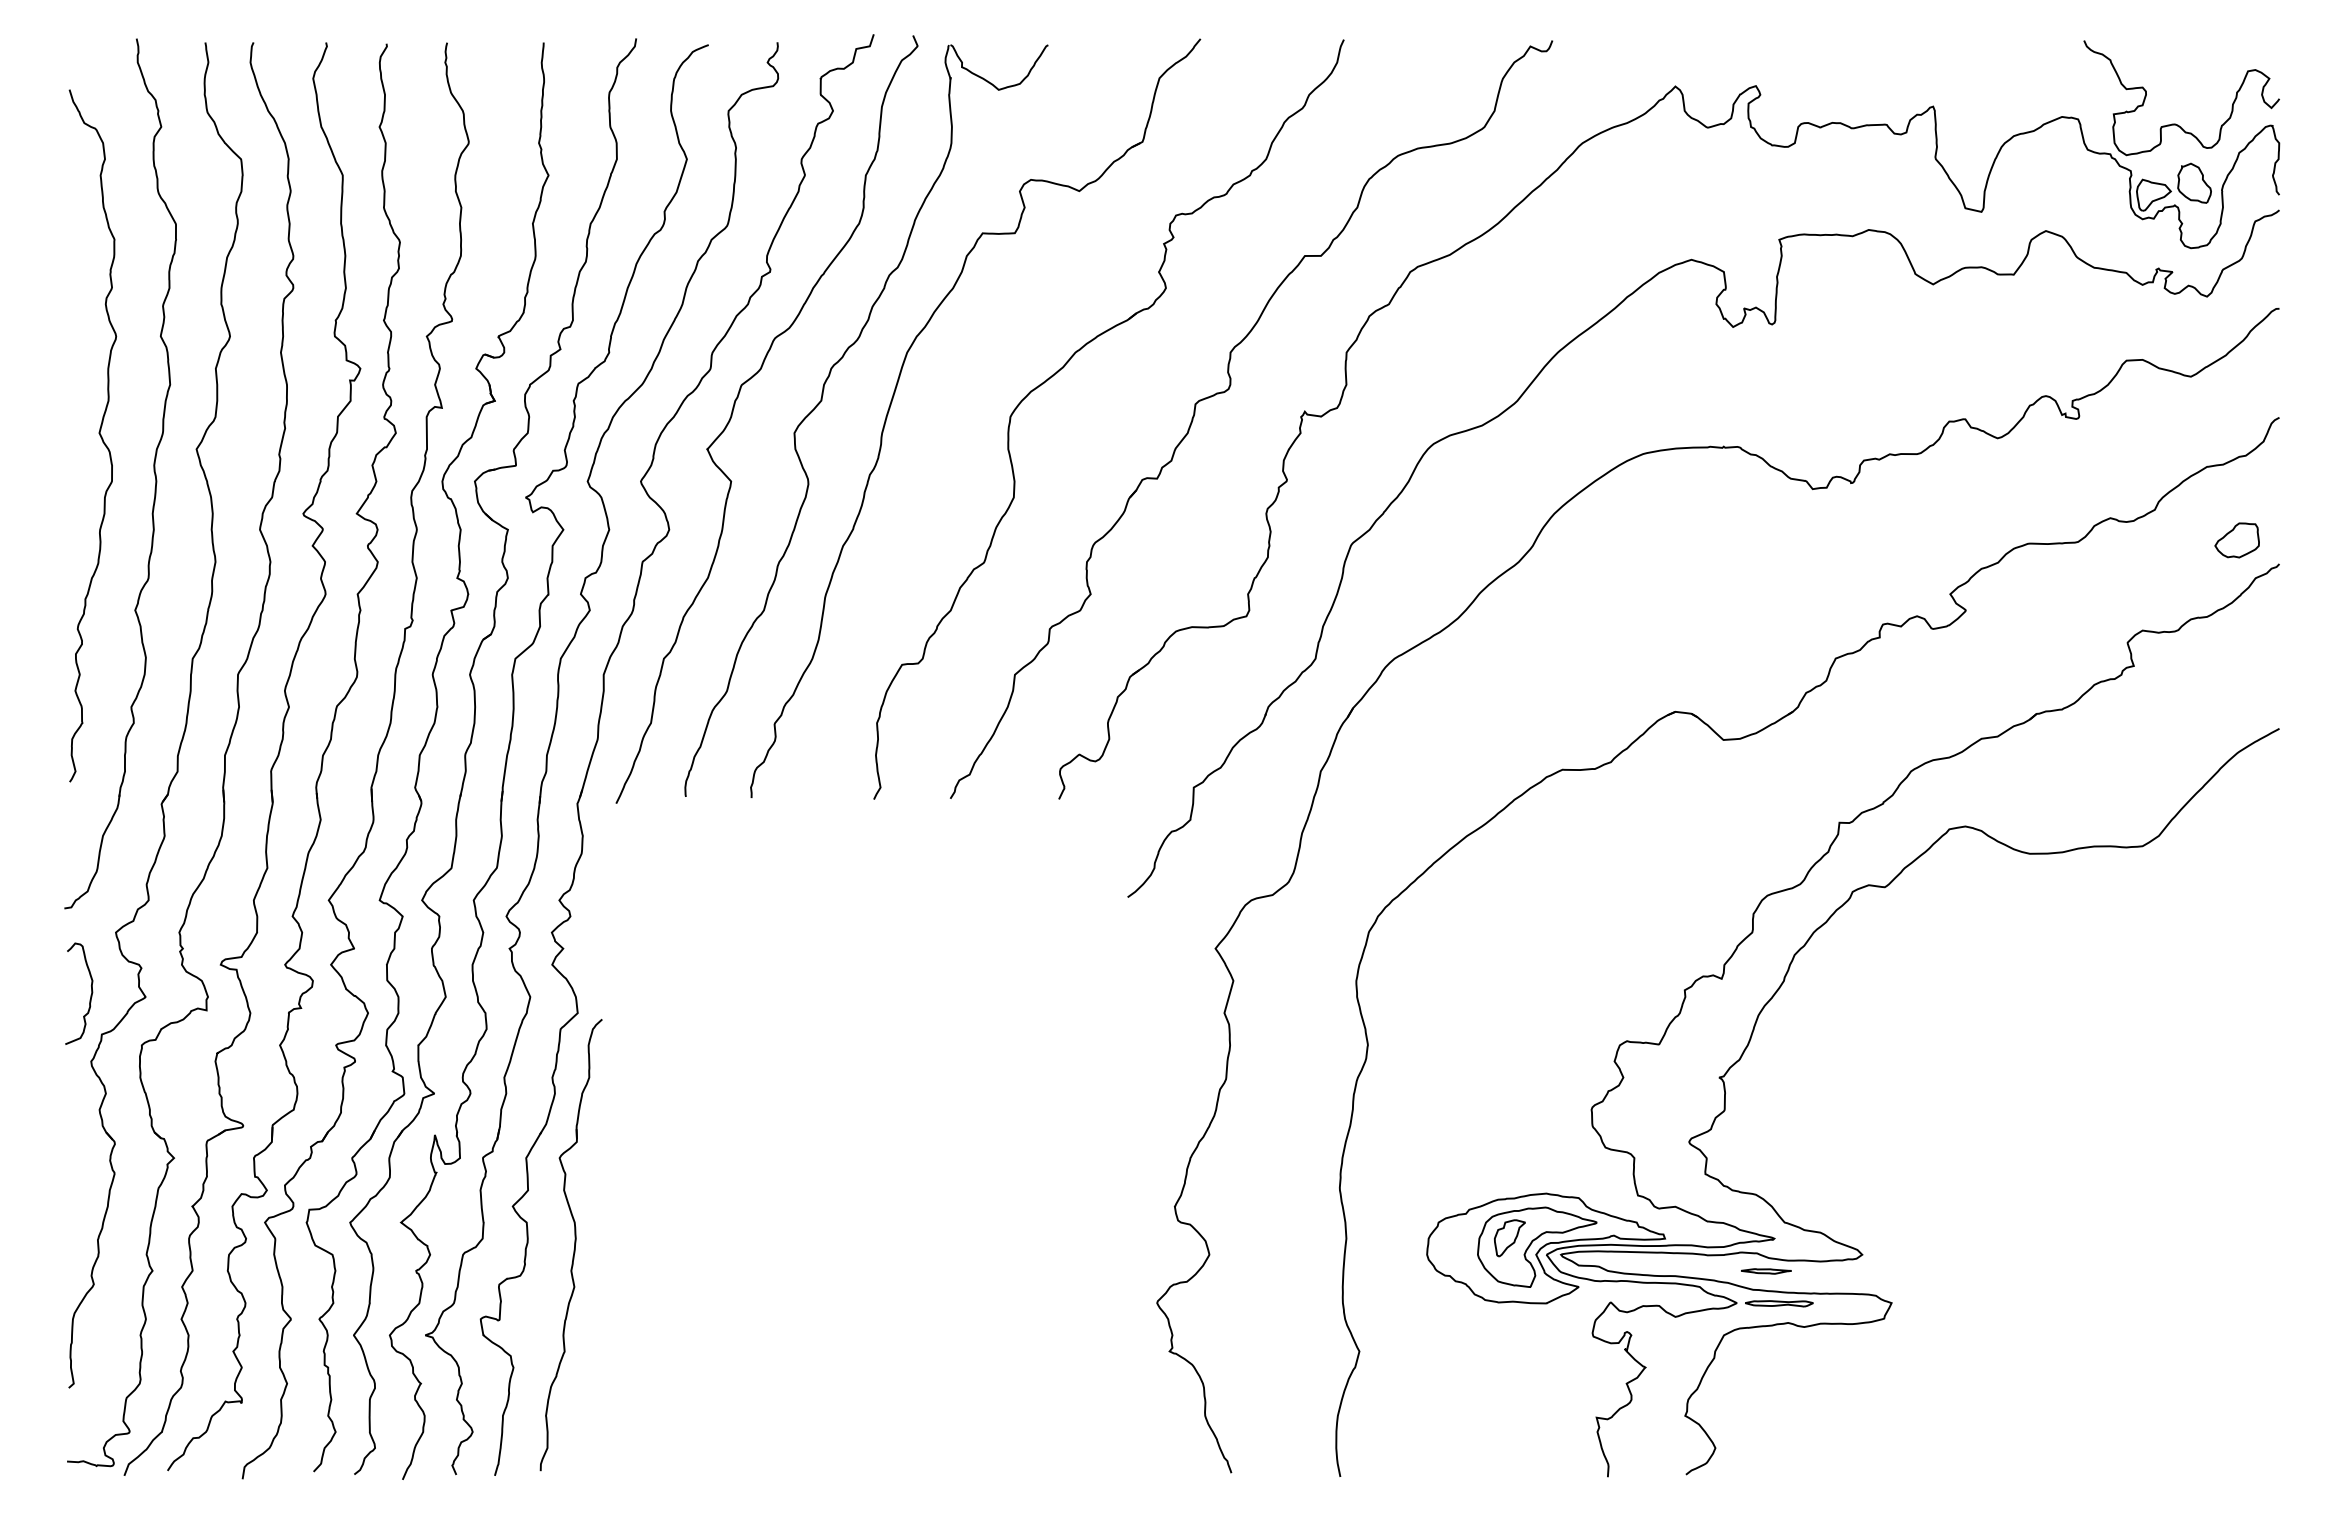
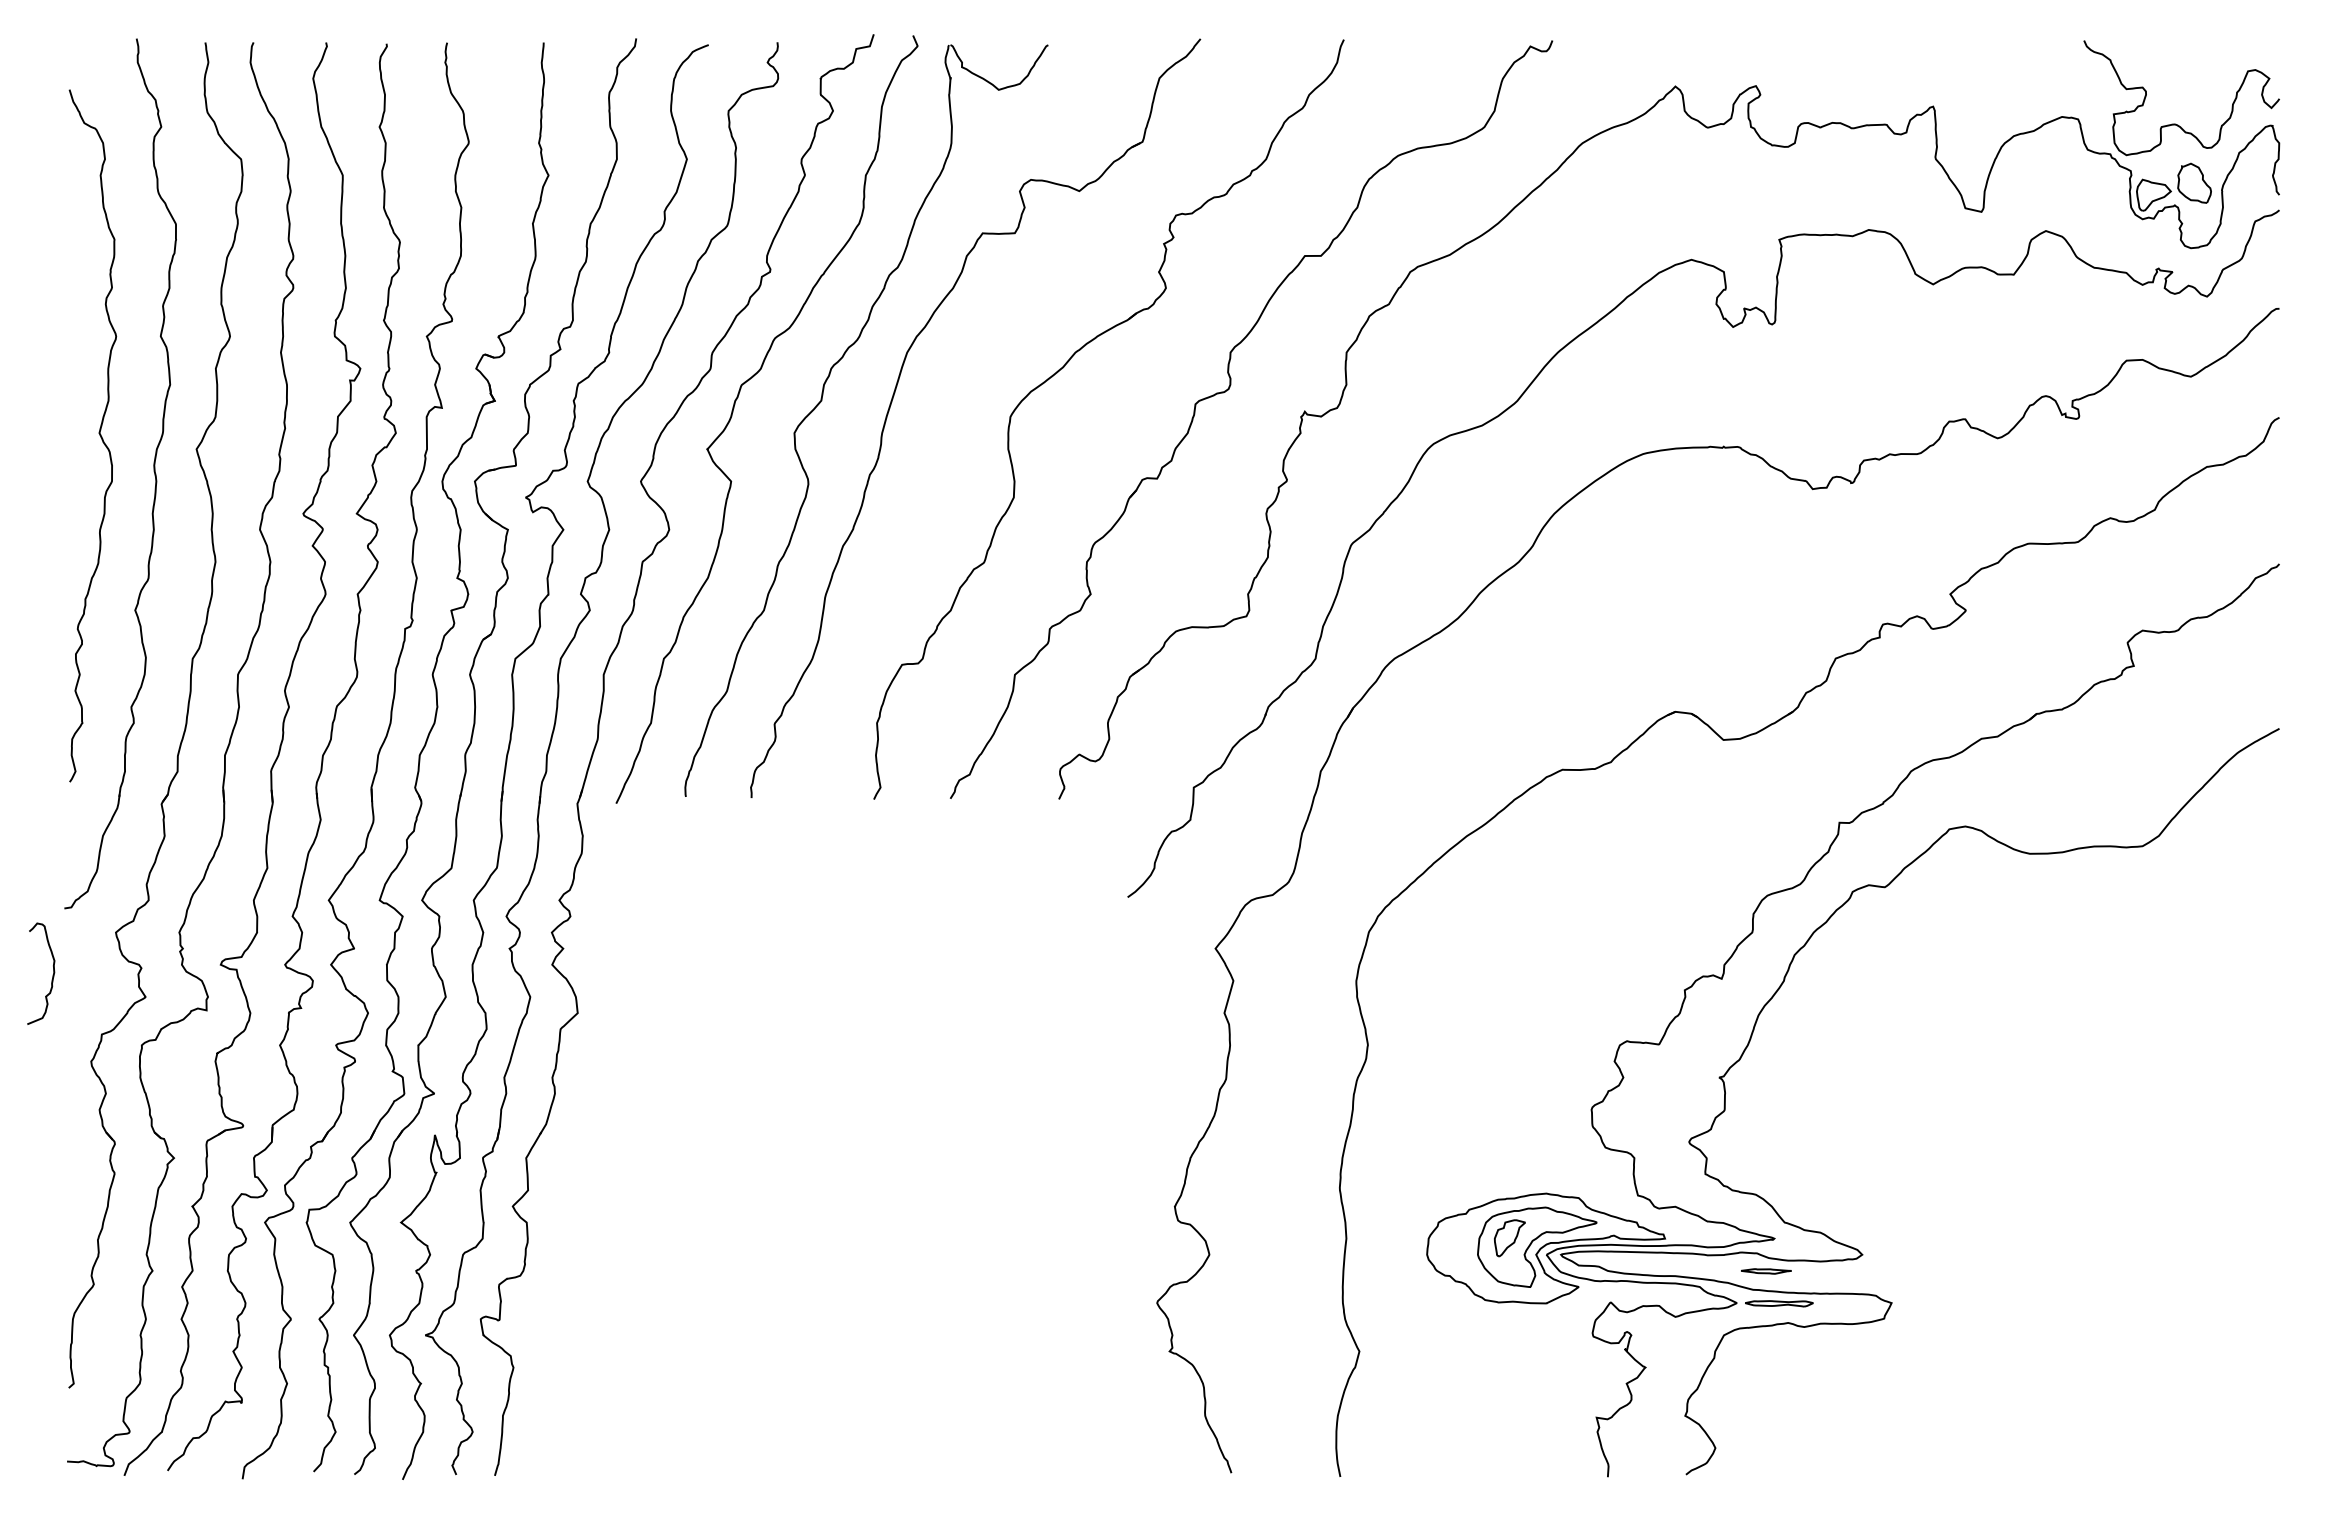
part: present -> none (2236, 540)
curve position: (90, 995) -> (52, 975) (52, 975)
part: present -> none (570, 1245)
